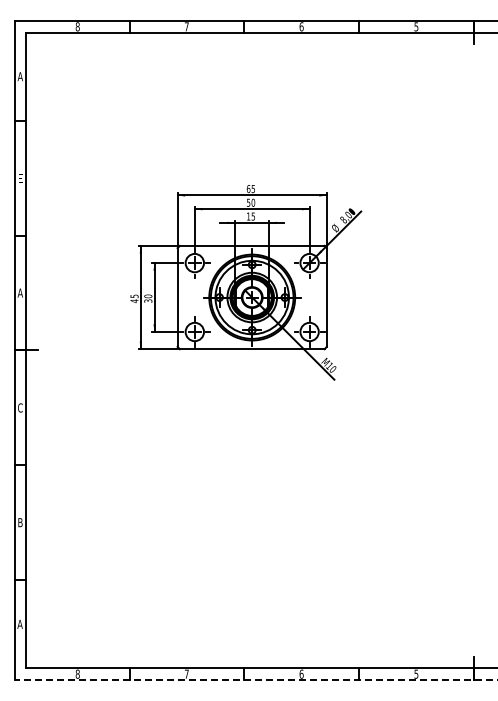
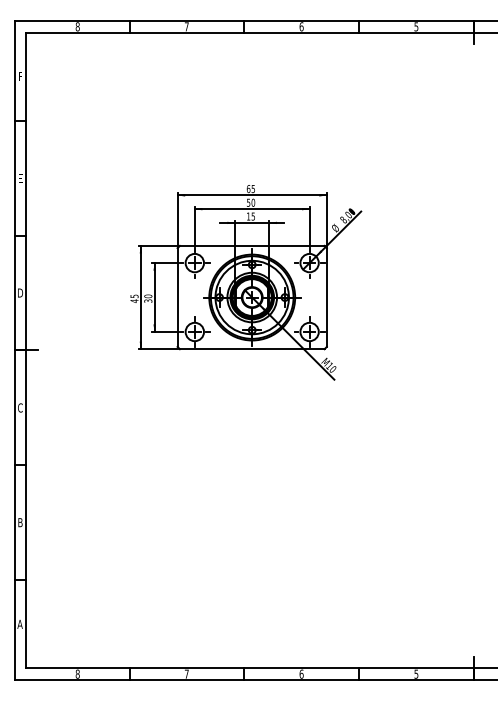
text: A -> F (19, 76)
text: A -> D (20, 292)
line: dashed -> solid (255, 679)
